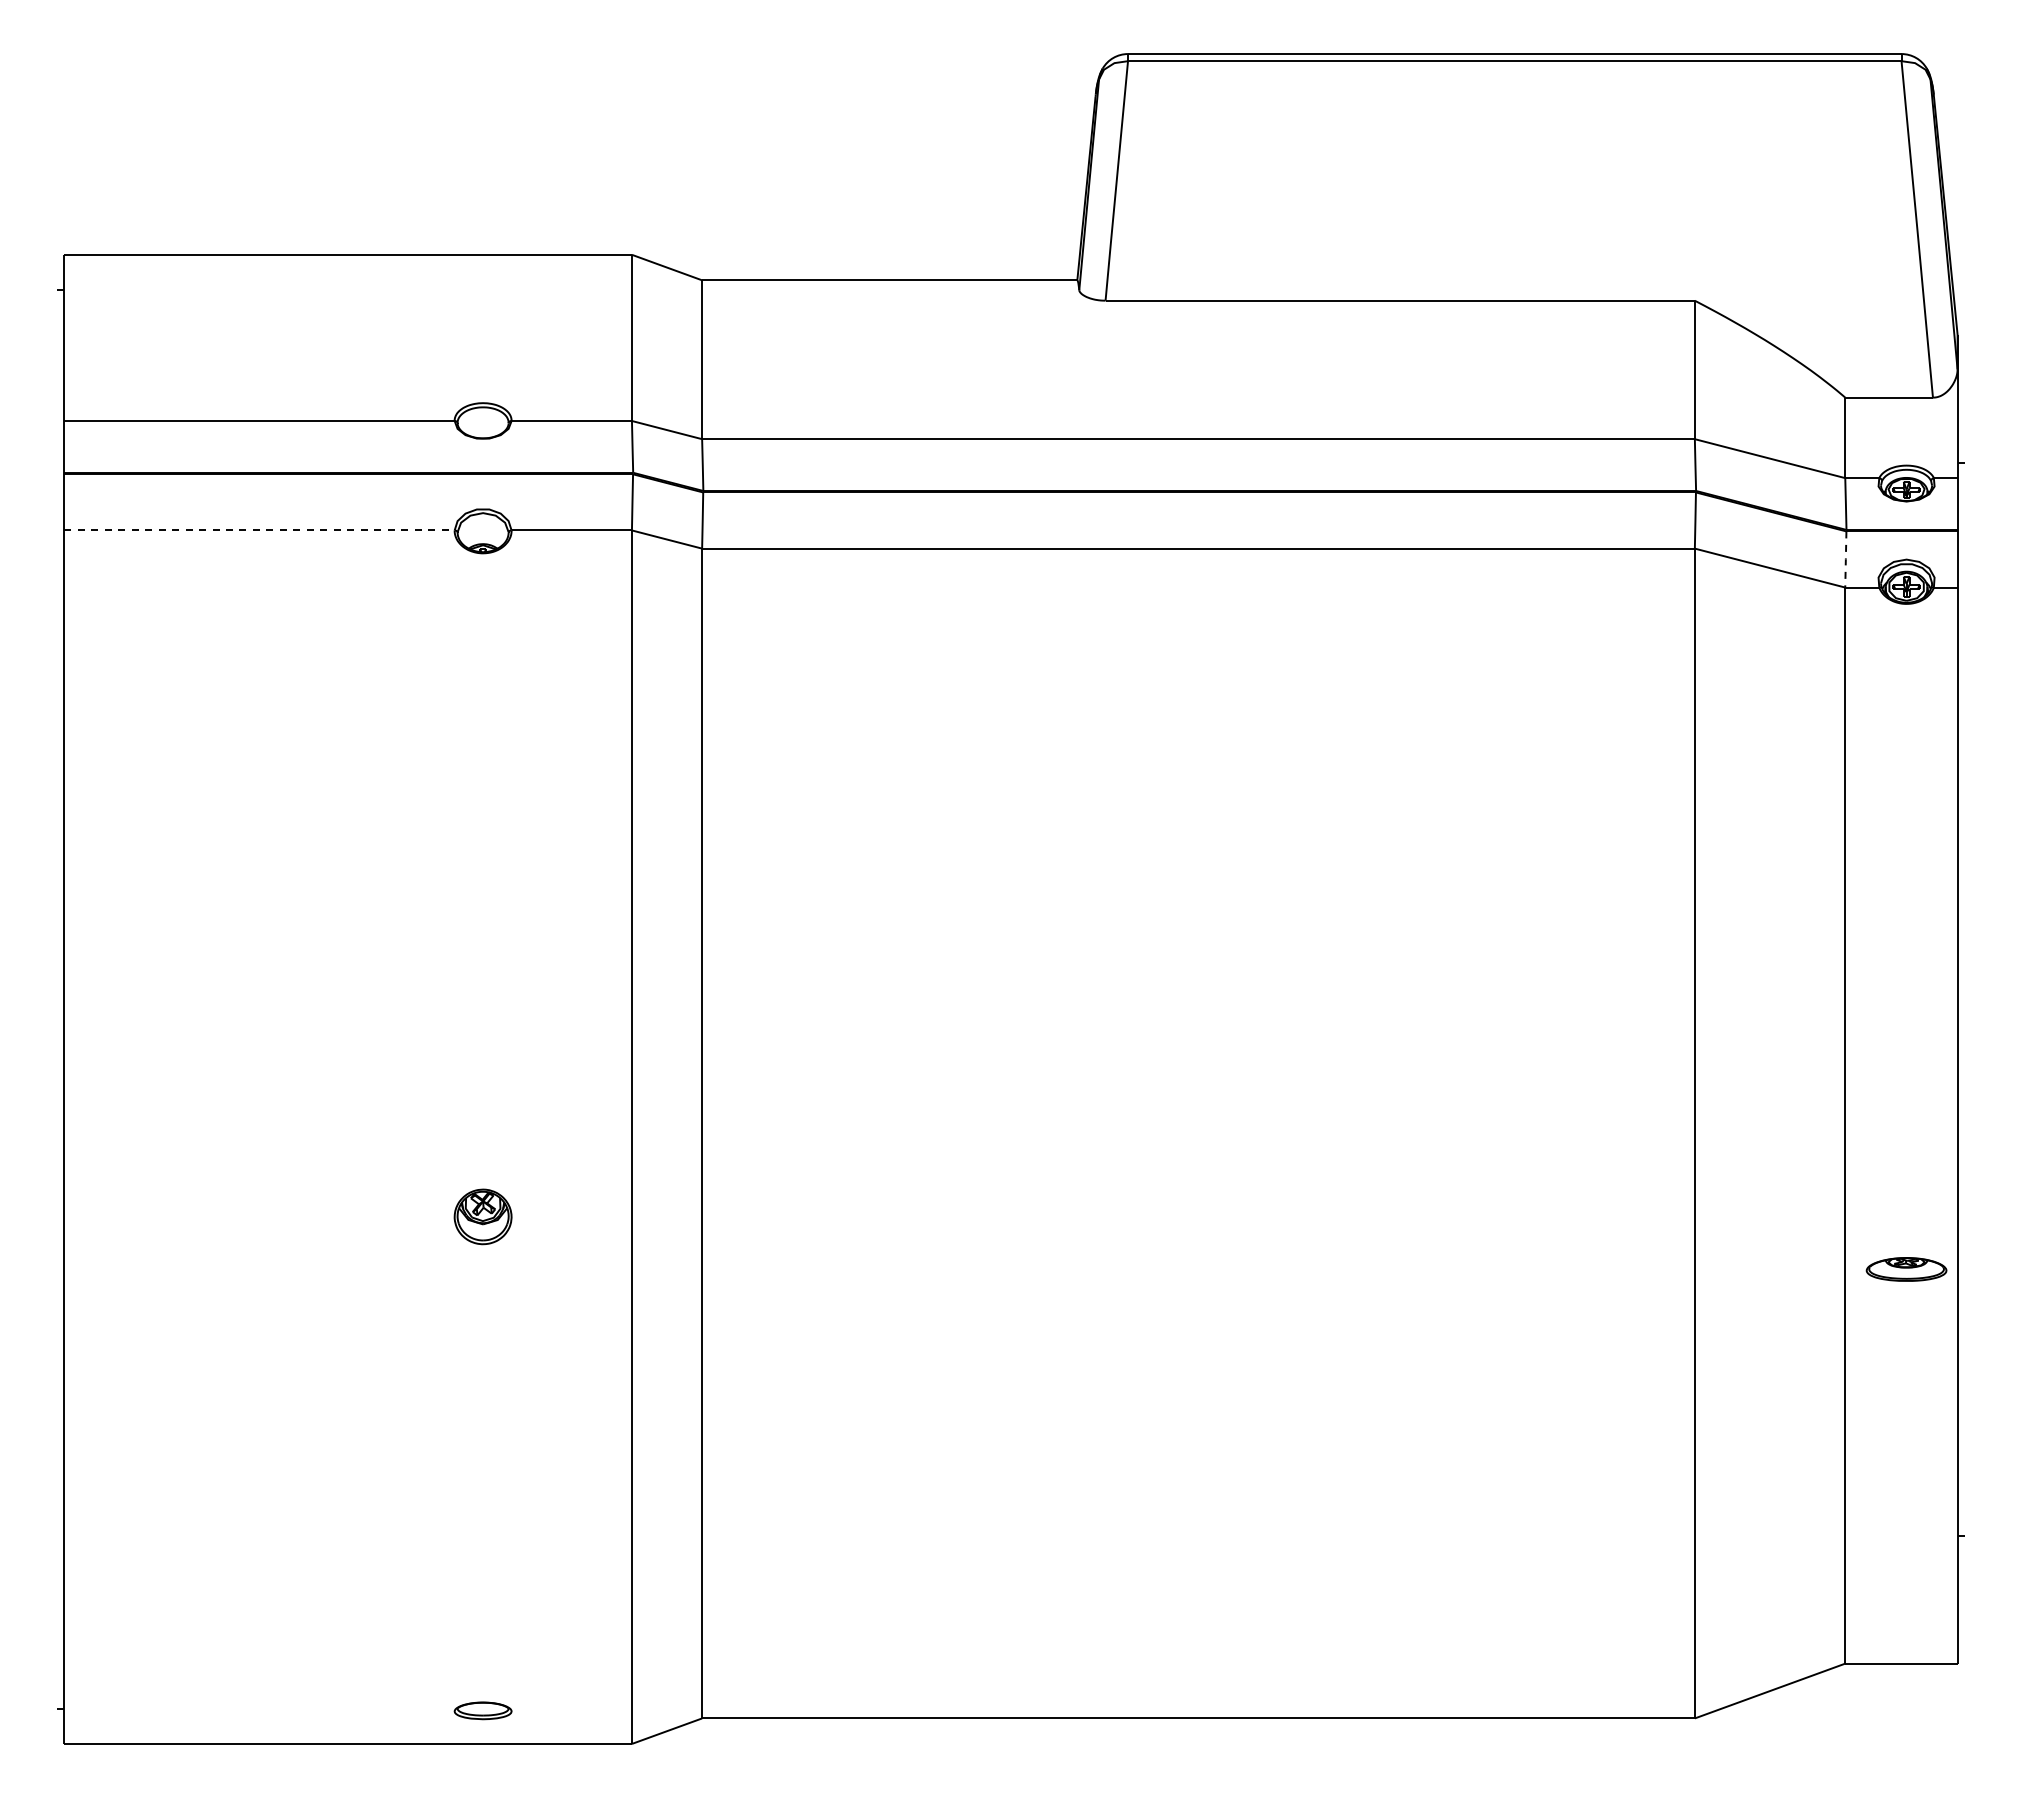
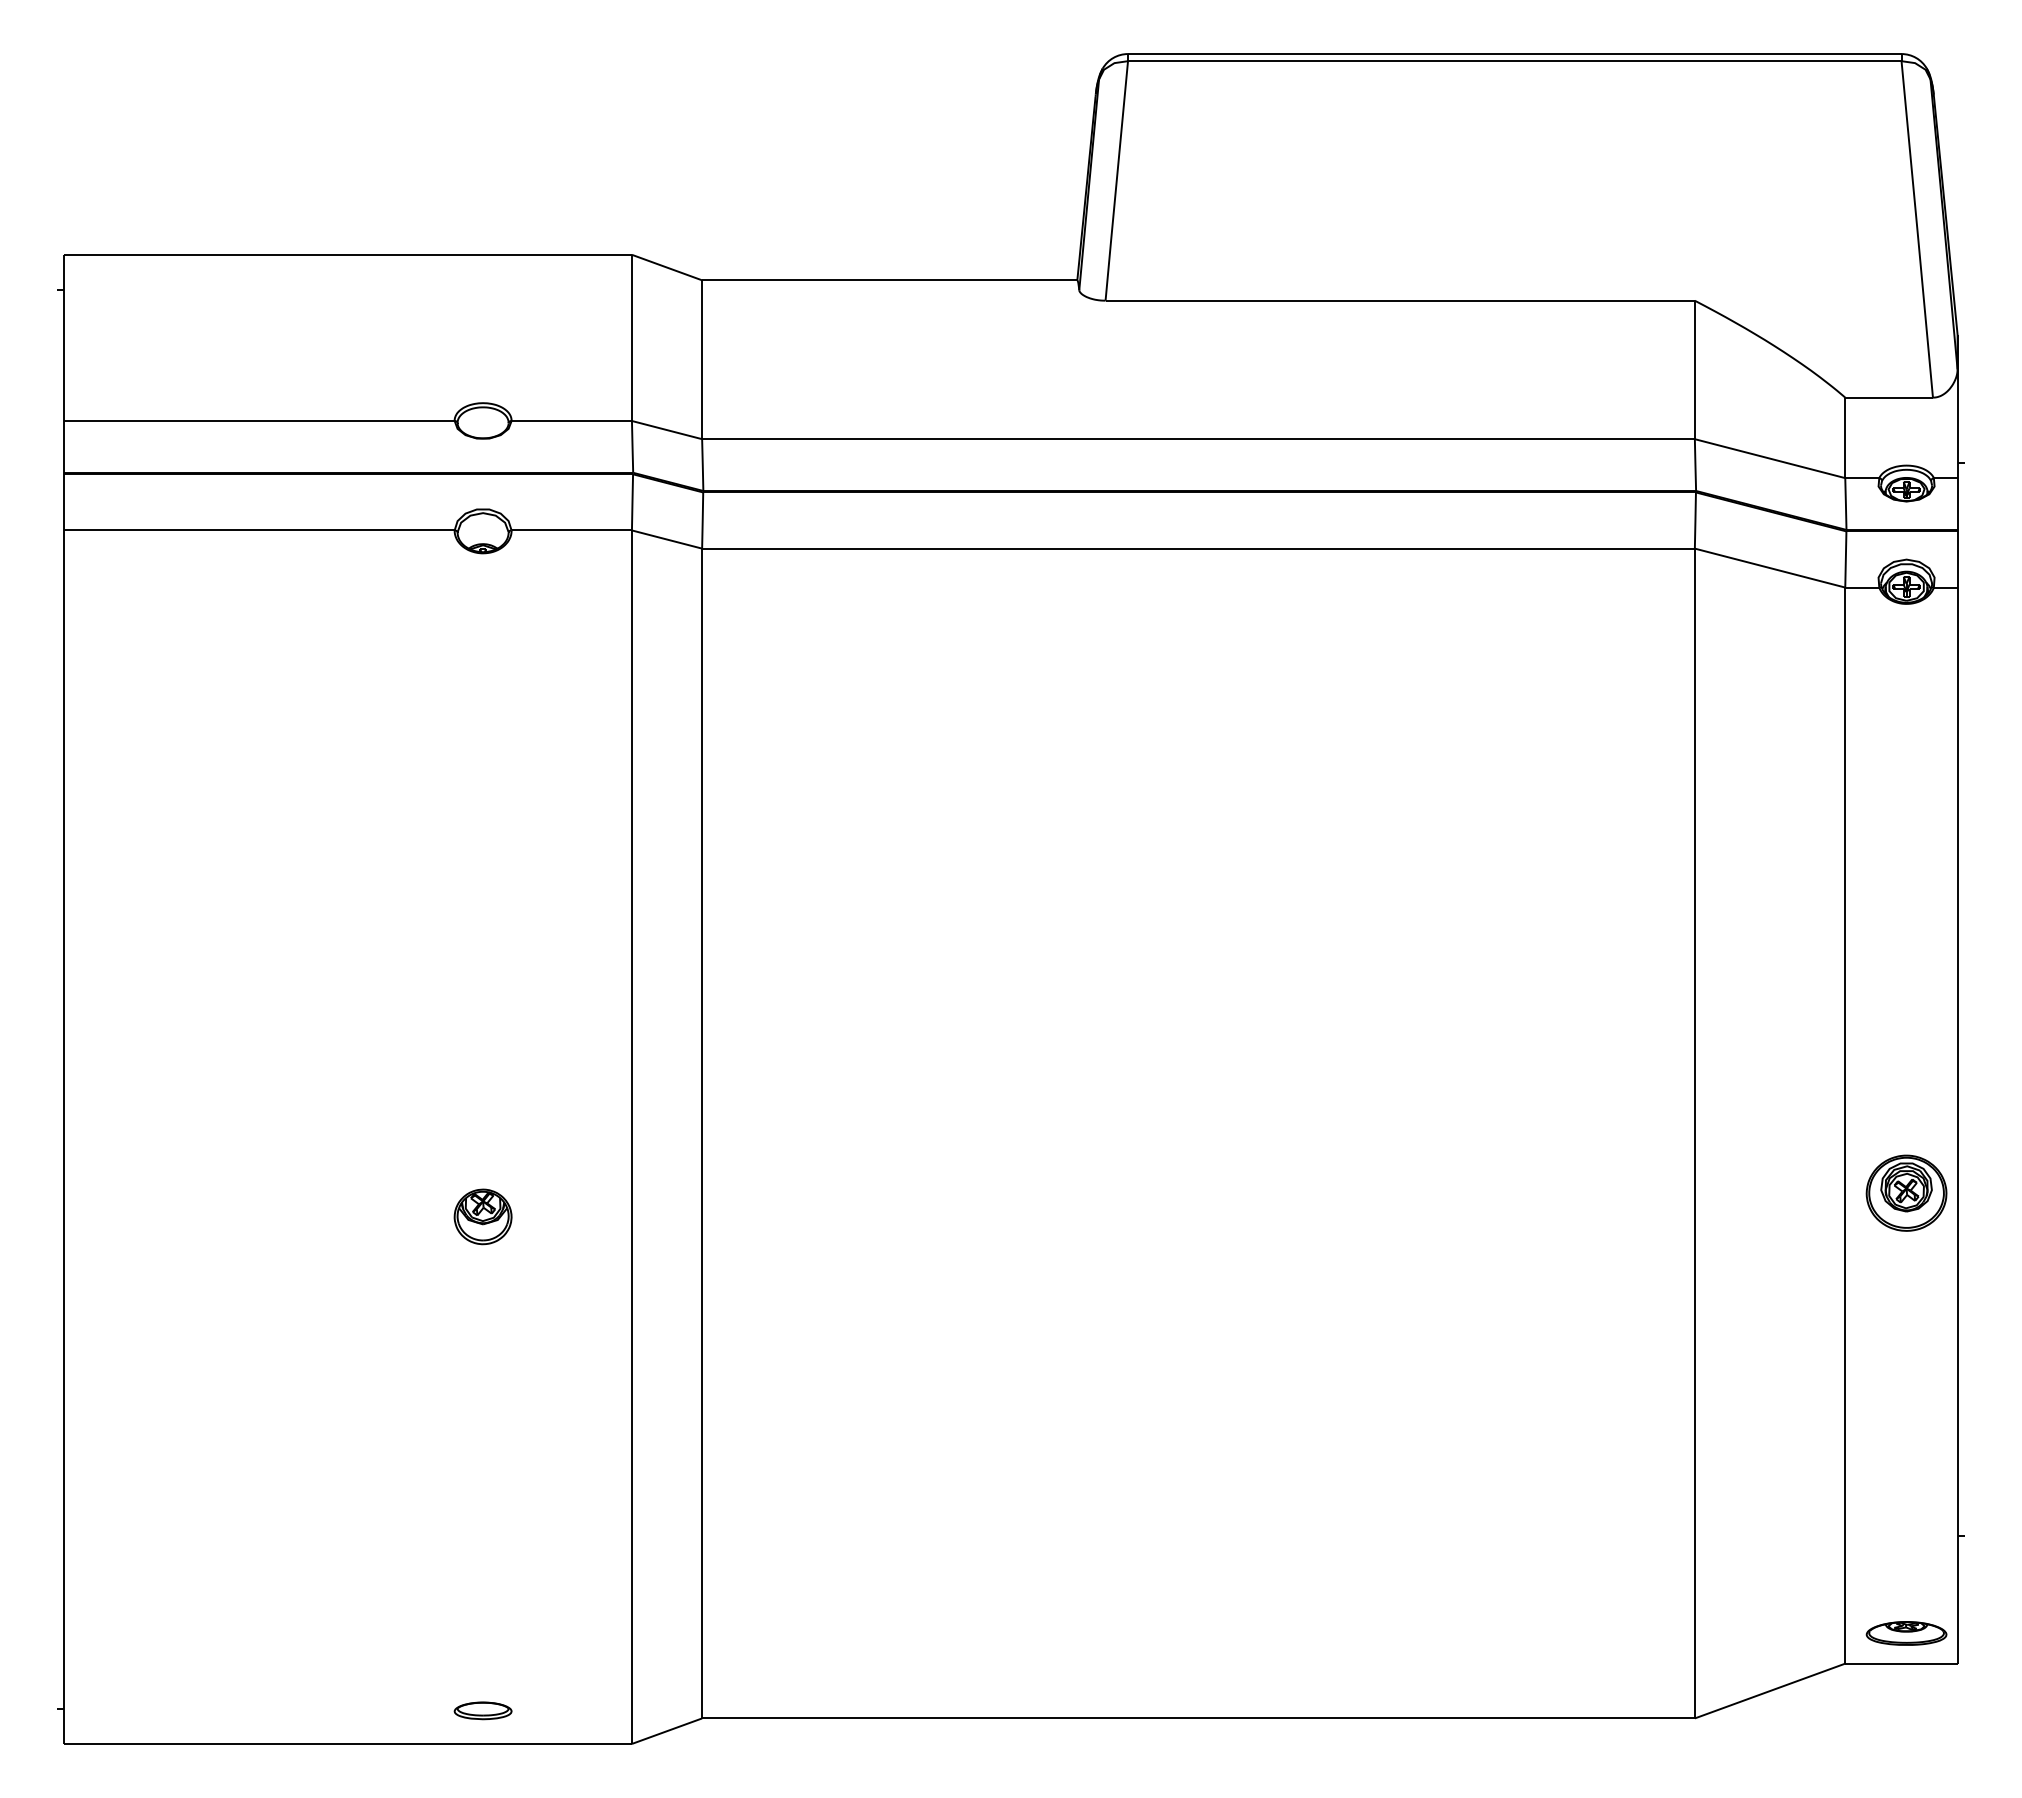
line: dashed -> solid (259, 530)
line: dashed -> solid (1845, 559)
part: none -> present (1906, 1192)
part position: (1906, 1269) -> (1906, 1633) (1906, 1633)
